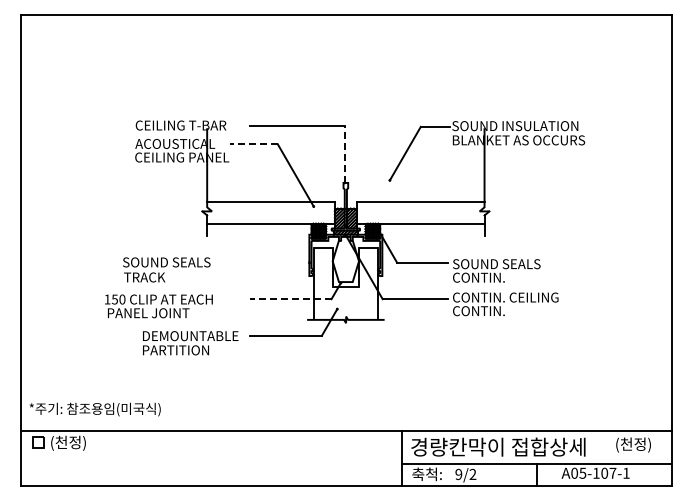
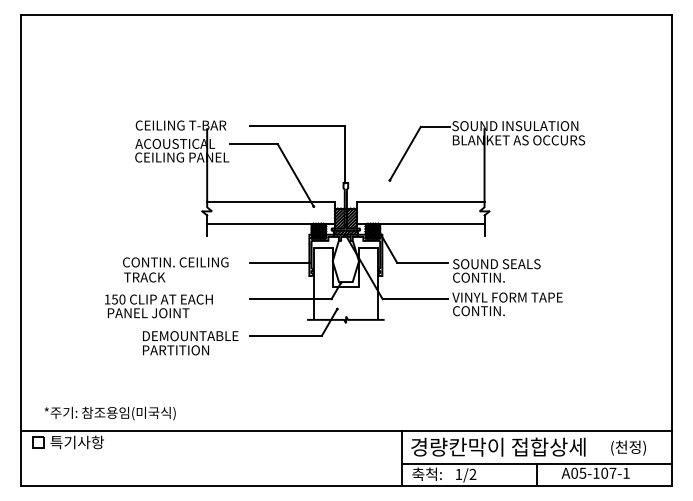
line: dashed -> solid (253, 144)
line: dashed -> solid (344, 154)
text: SOUND SEALS -> CONTIN. CEILING (175, 262)
line: none -> present (279, 262)
text: CONTIN. CEILING -> VINYL FORM TAPE (507, 297)
line: dashed -> solid (290, 299)
text position: (94, 409) -> (109, 413) (109, 413)
text: (천정) -> 특기사항 (77, 442)
text position: (633, 444) -> (628, 447) (628, 447)
text: 9/2 -> 1/2 (458, 474)
